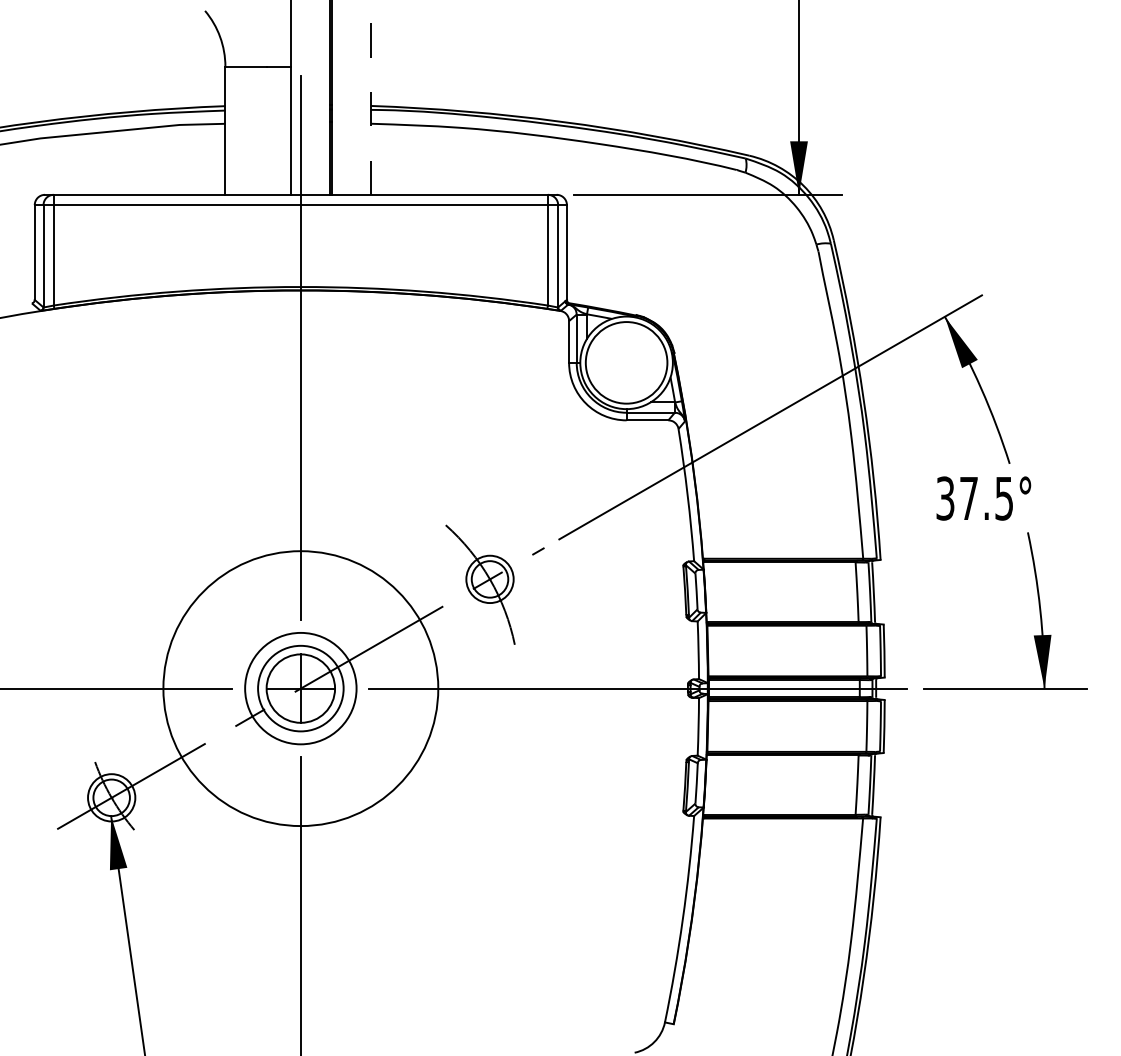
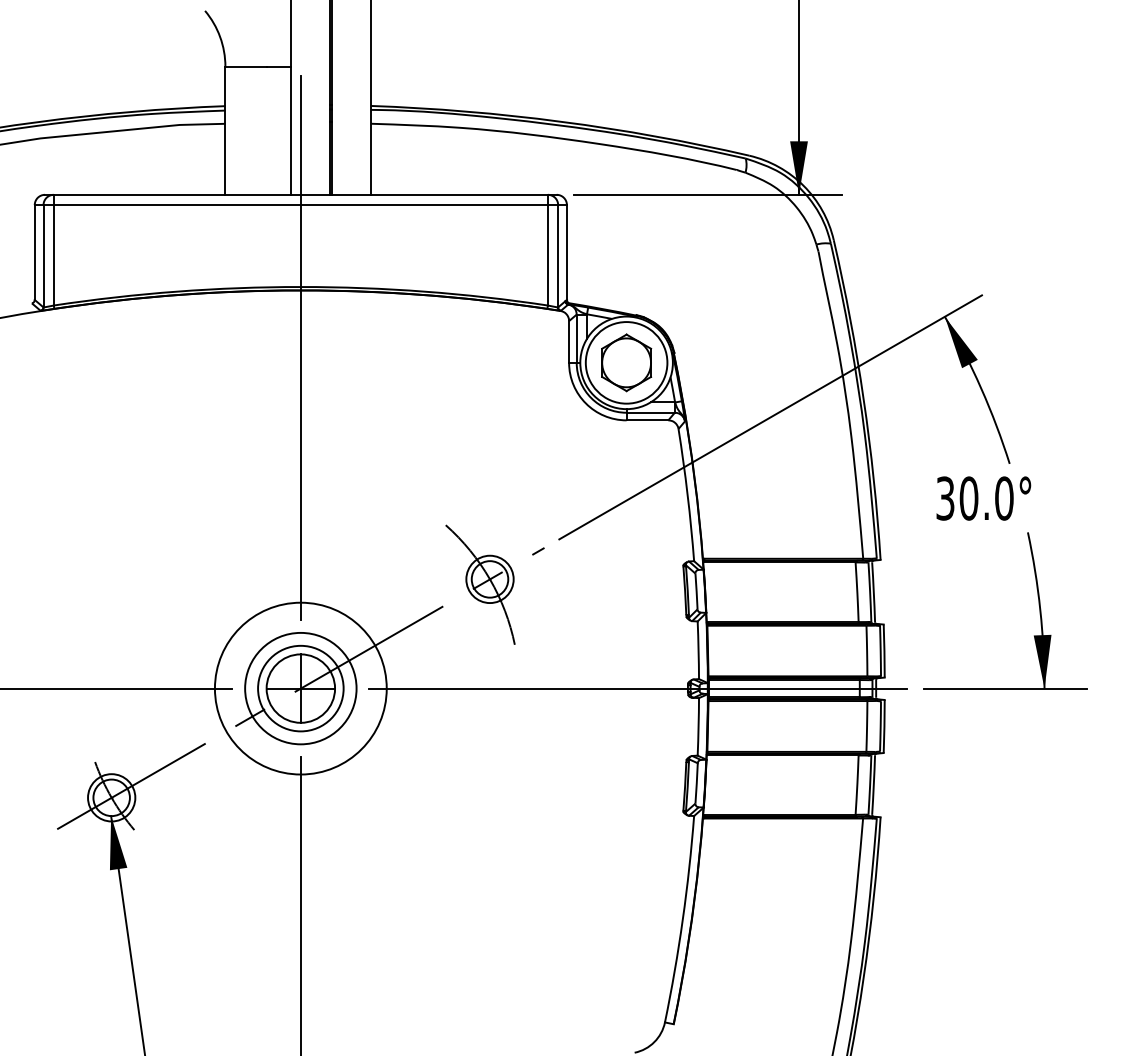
line: dashed -> solid (371, 96)
part: none -> present (626, 362)
text: 37.5° -> 30.0° (986, 498)
circle diameter: 275 px -> 172 px (300, 688)
